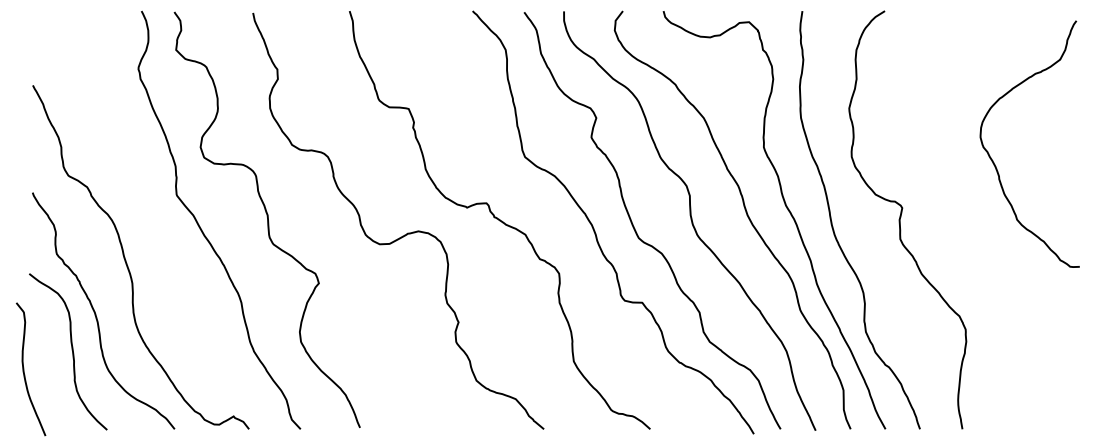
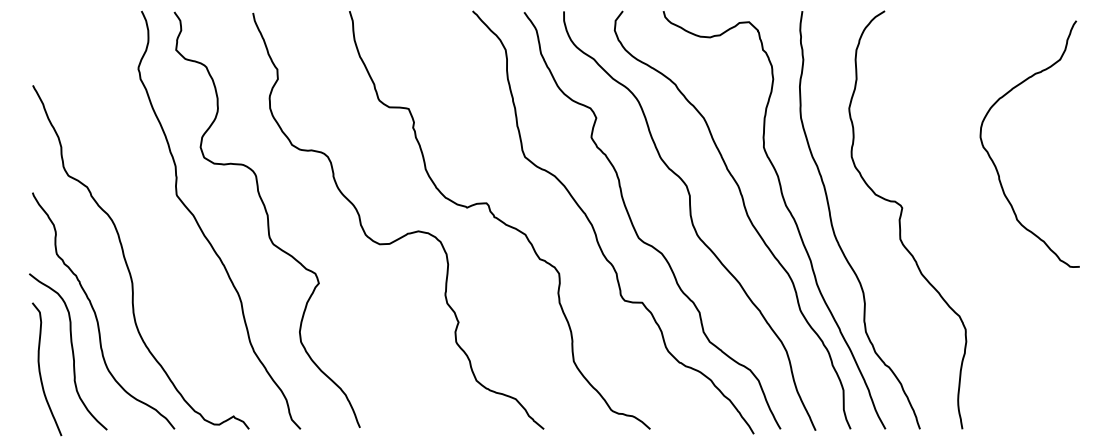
curve position: (24, 369) -> (40, 369) (40, 369)
